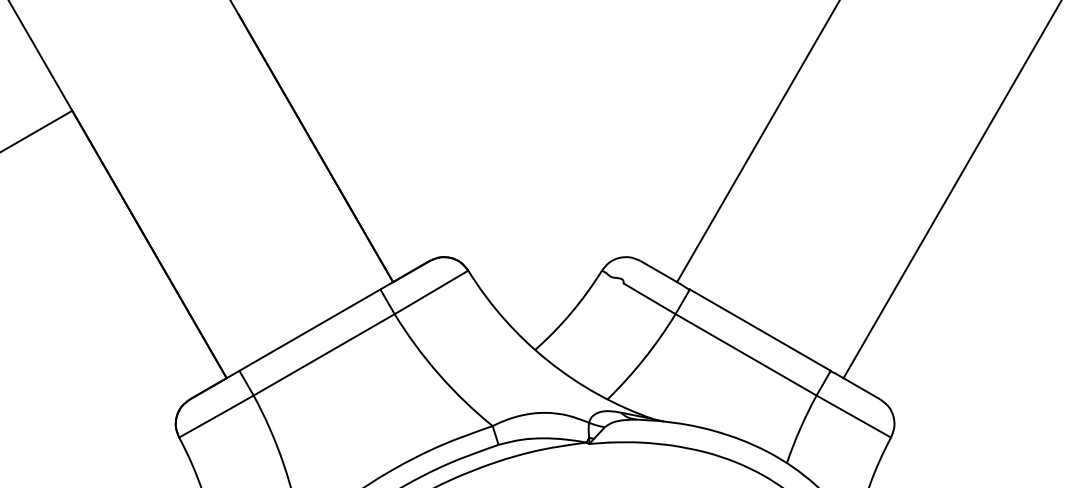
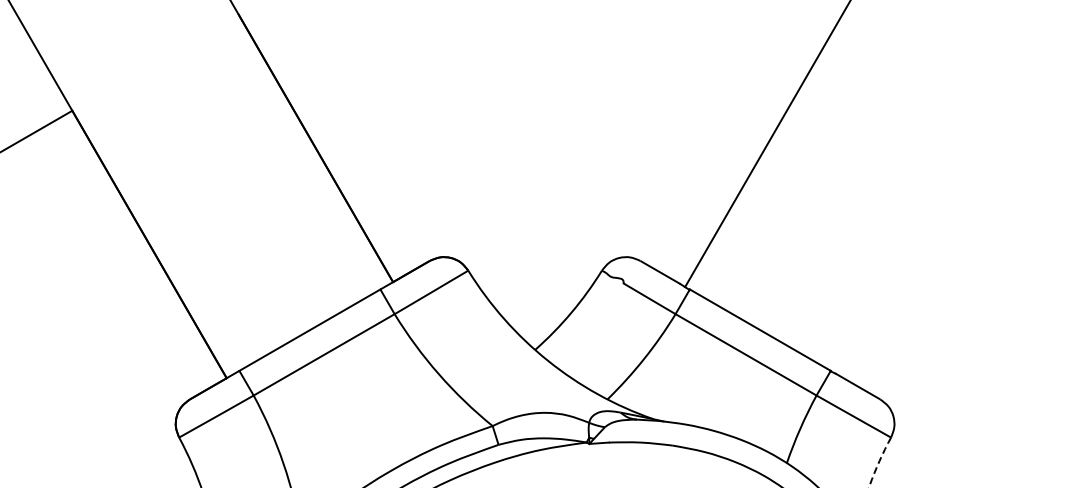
line position: (757, 142) -> (767, 144) (767, 144)
line: present -> none (951, 190)
arc: solid -> dashed (878, 462)
